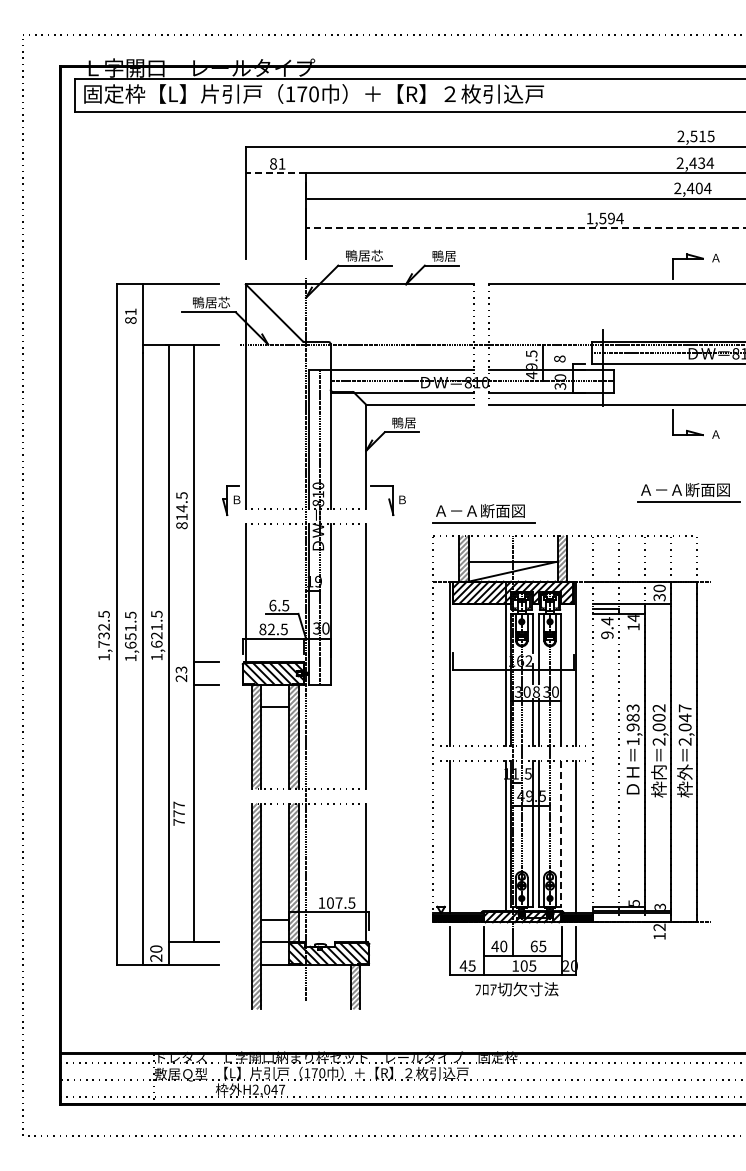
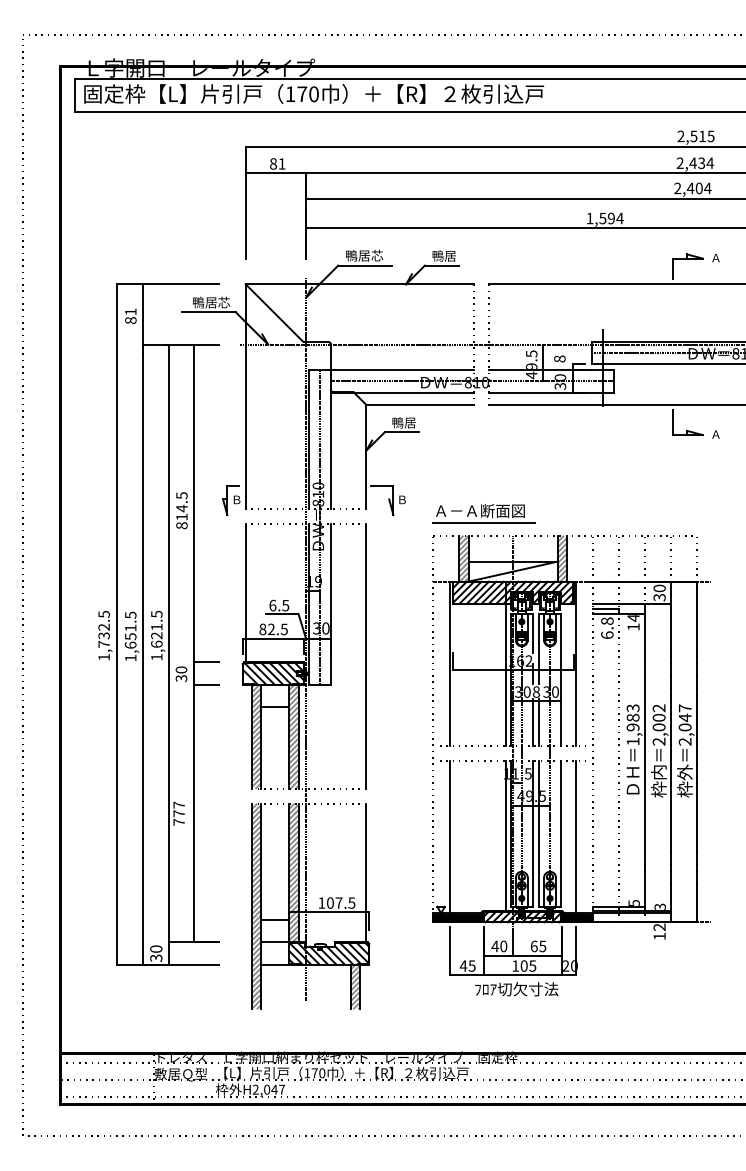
line: dashed -> solid (275, 173)
line: dashed -> solid (525, 228)
part: present -> none (688, 492)
text: 9.4 -> 6.8 (607, 628)
text: 23 -> 30 (181, 674)
line: dashed -> solid (561, 834)
text: 20 -> 30 (156, 957)
